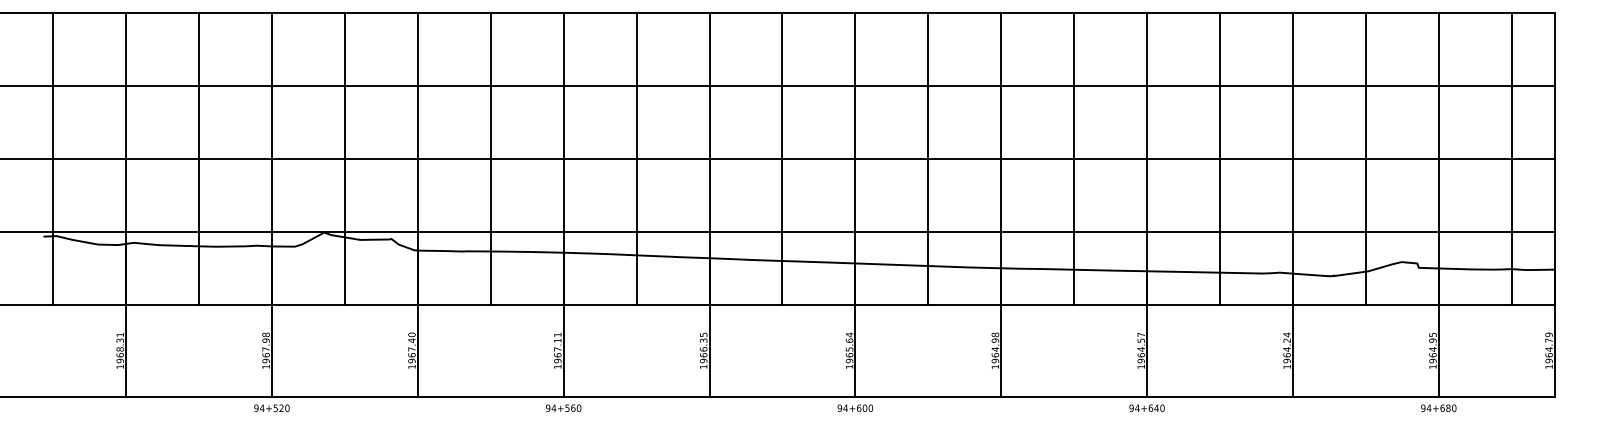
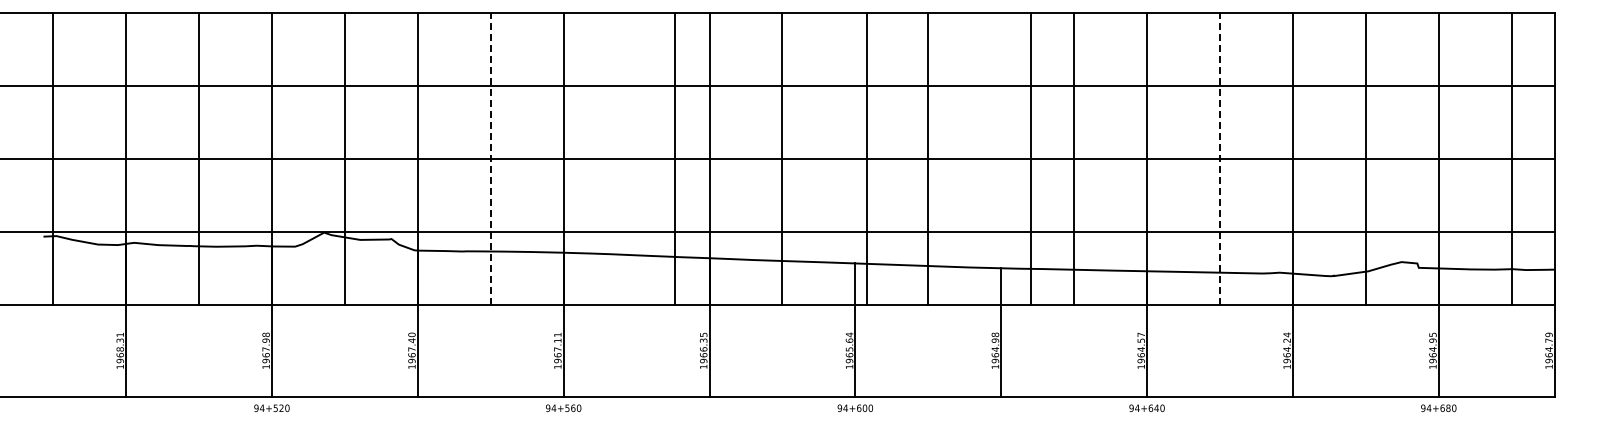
line: solid -> dashed (490, 158)
line position: (636, 158) -> (674, 158) (674, 158)
line position: (855, 158) -> (867, 158) (867, 158)
line position: (1001, 158) -> (1031, 158) (1031, 158)
line: solid -> dashed (1220, 158)
